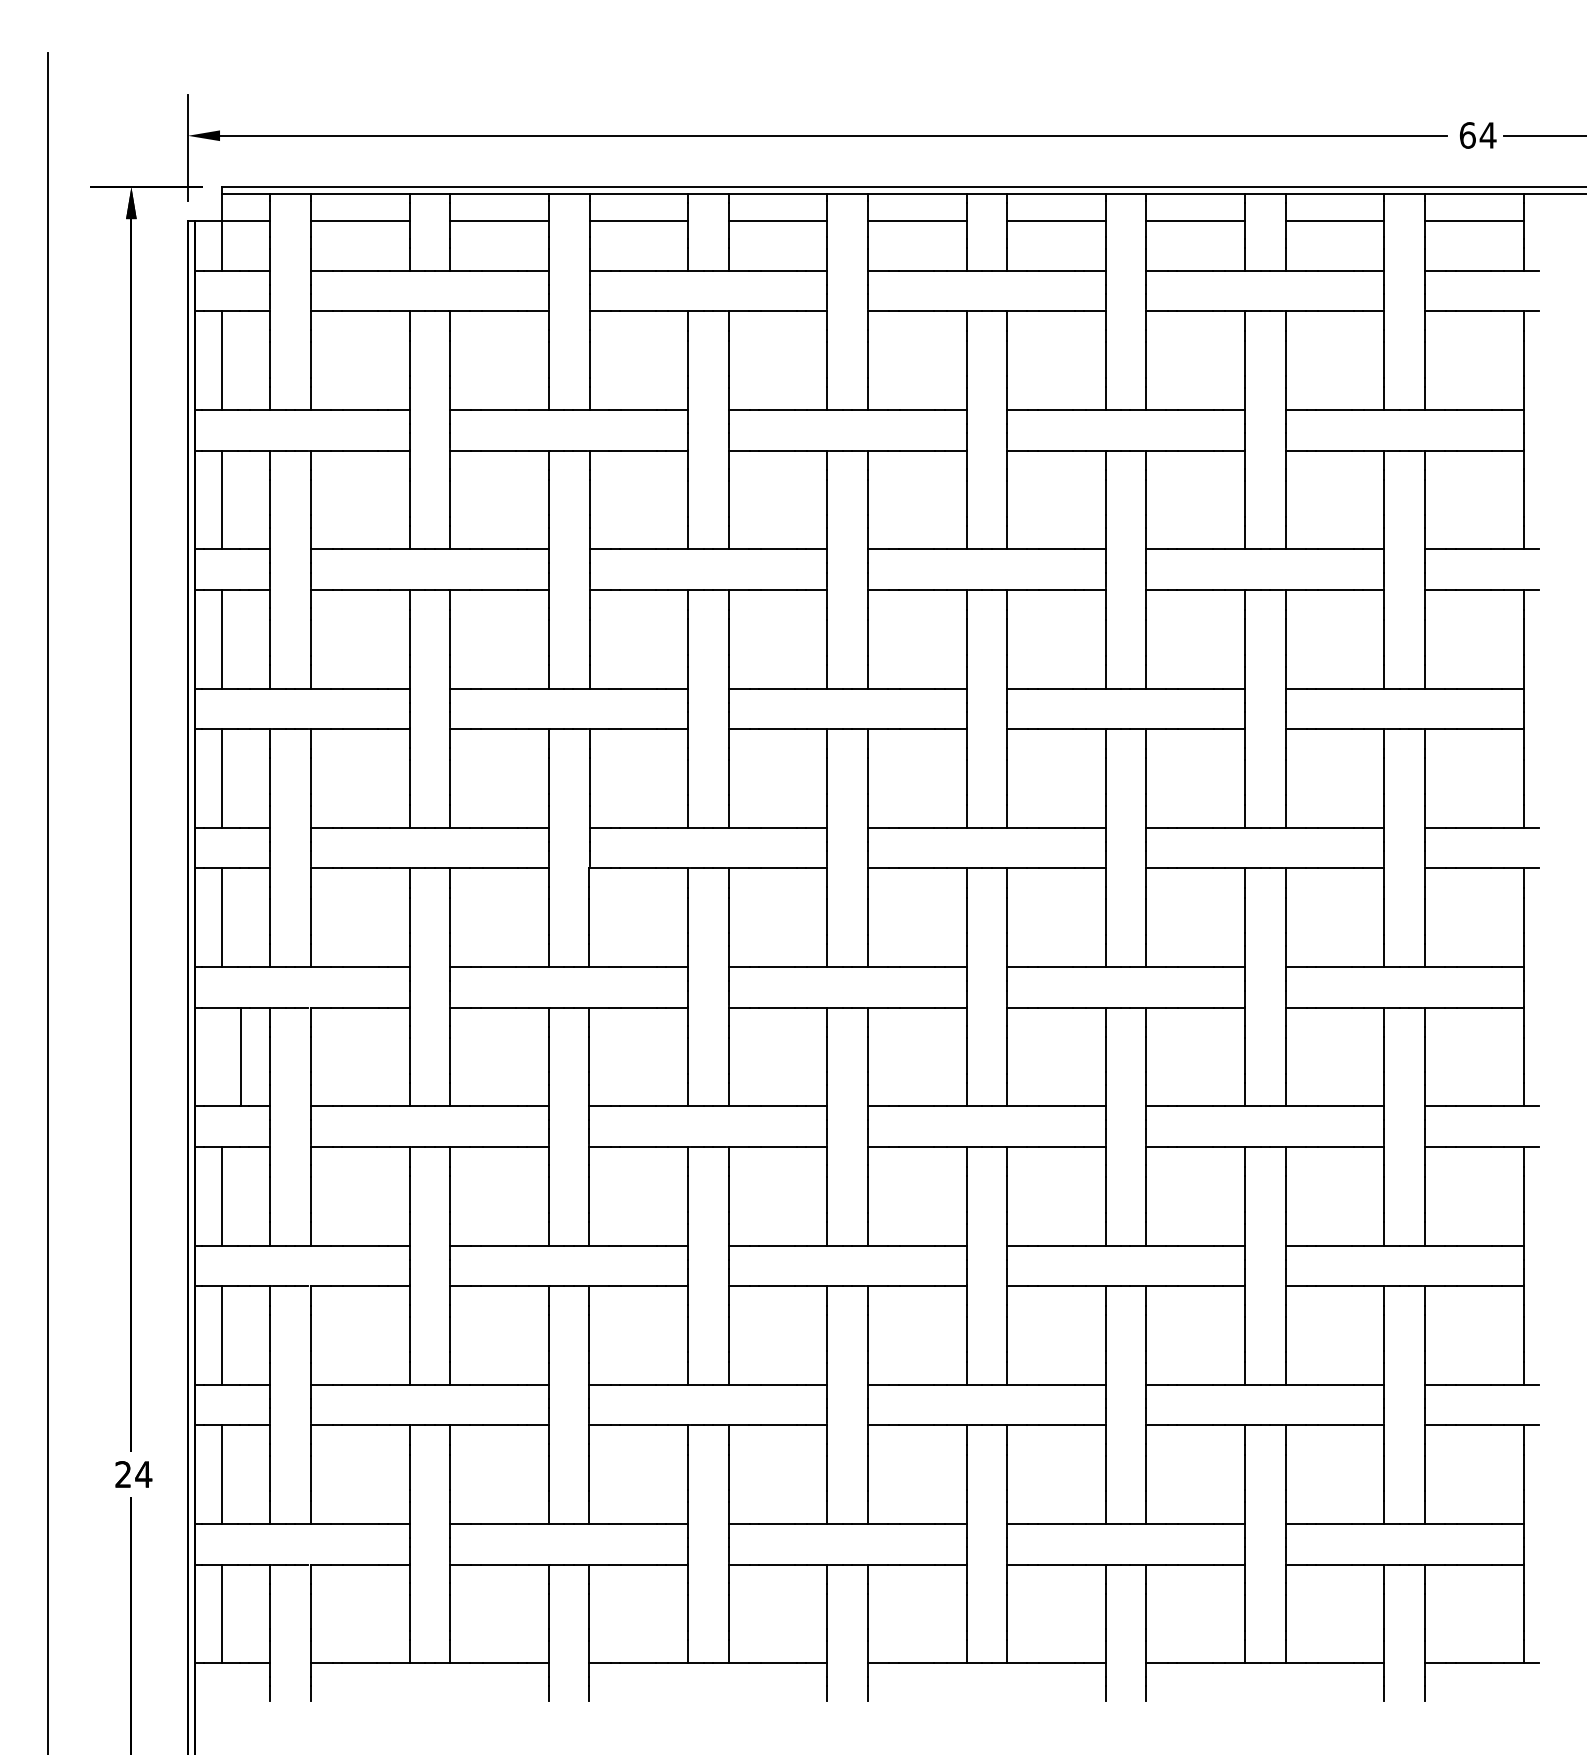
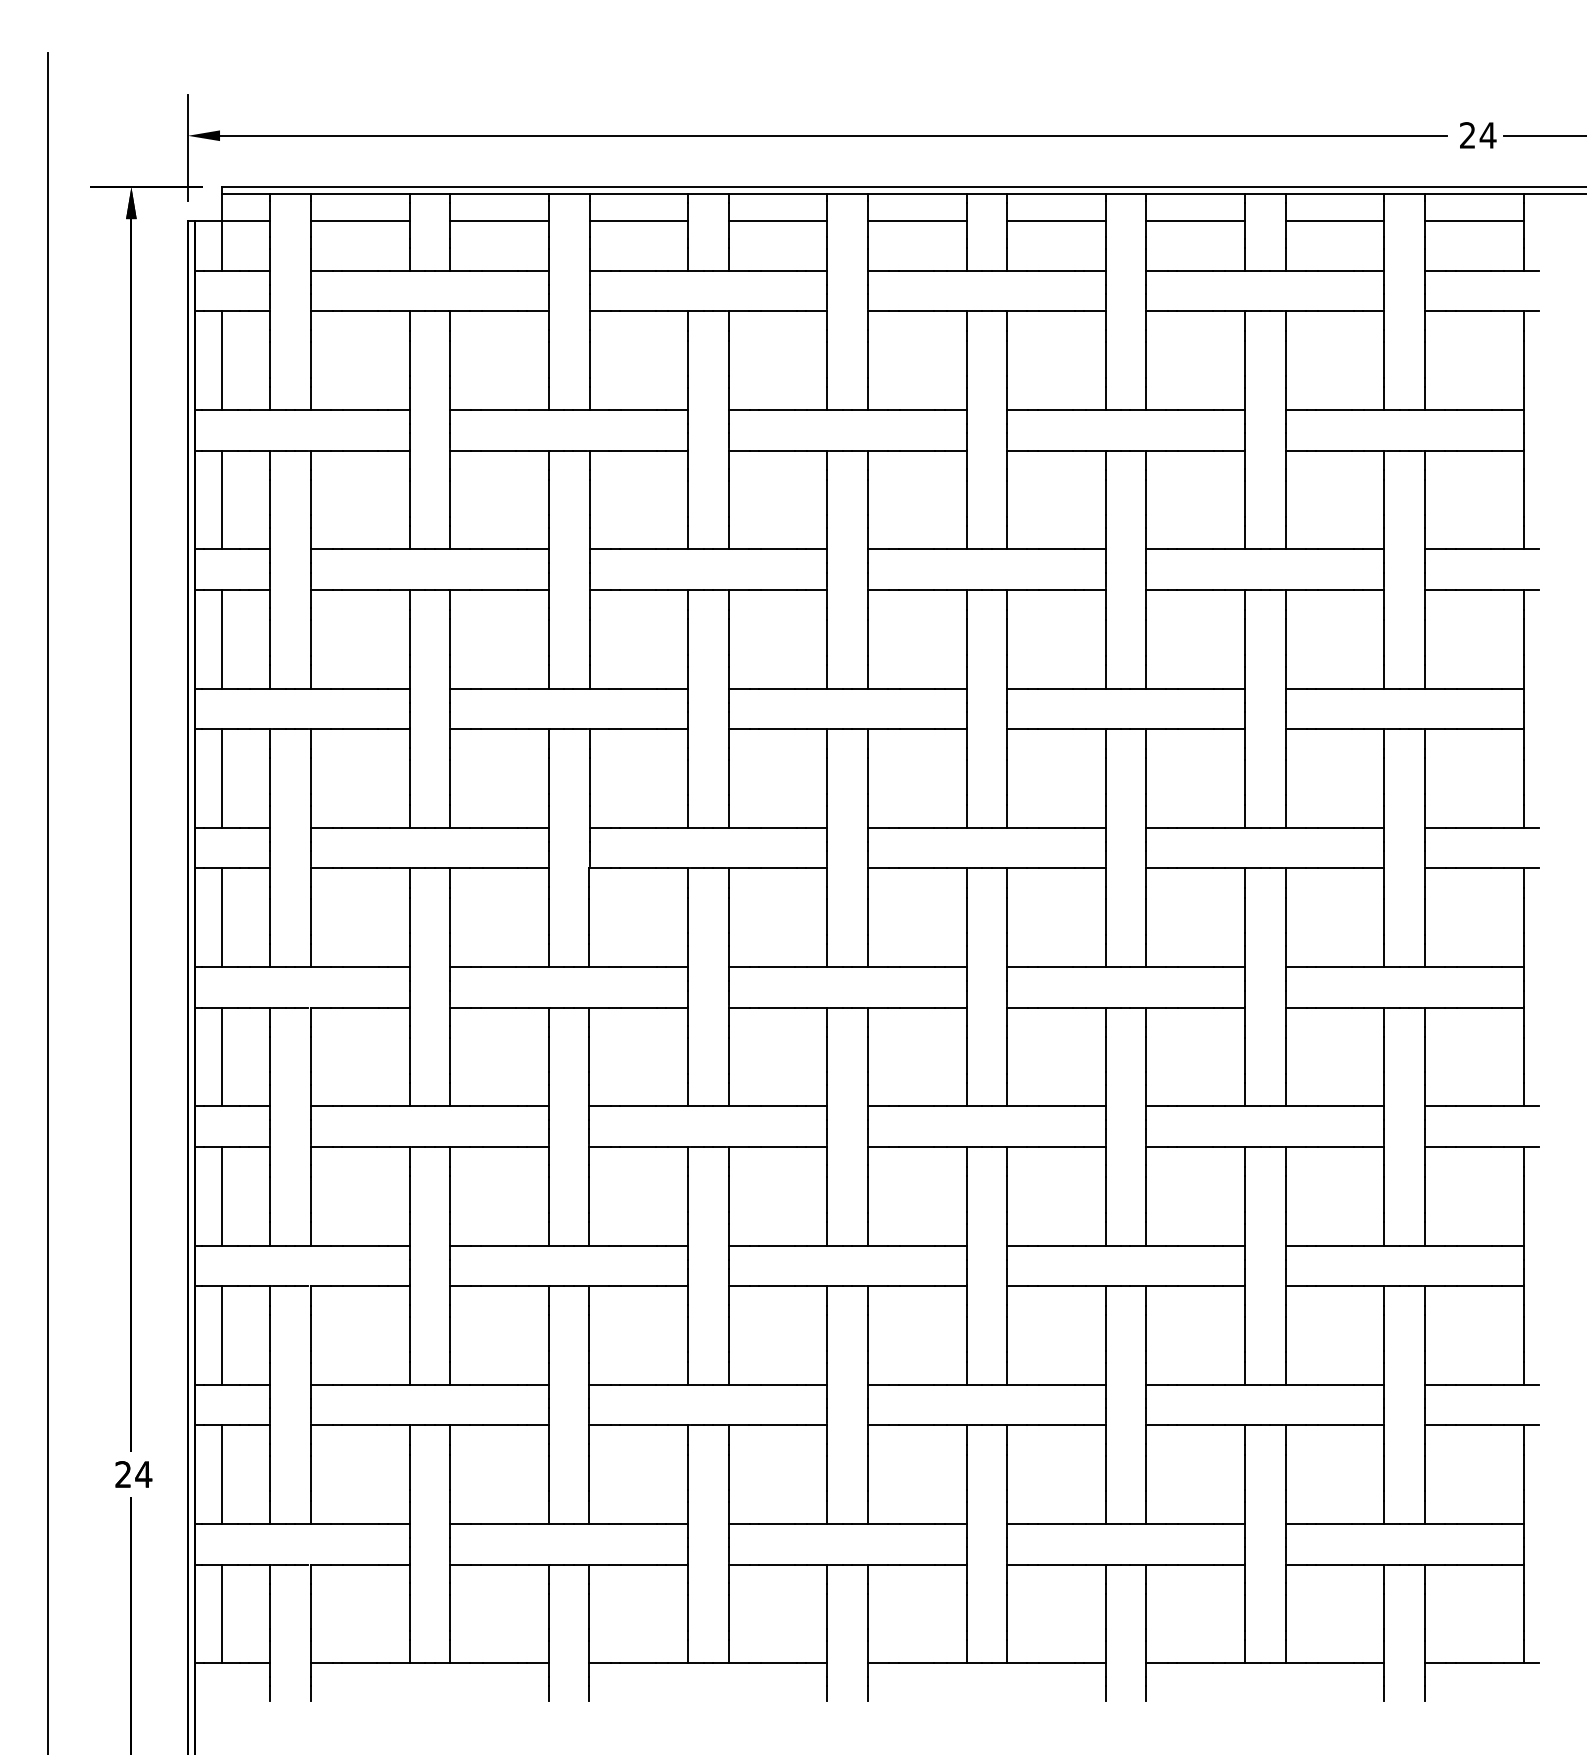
text: 64 -> 24 (1467, 135)
line position: (240, 1056) -> (221, 1056) (221, 1056)
